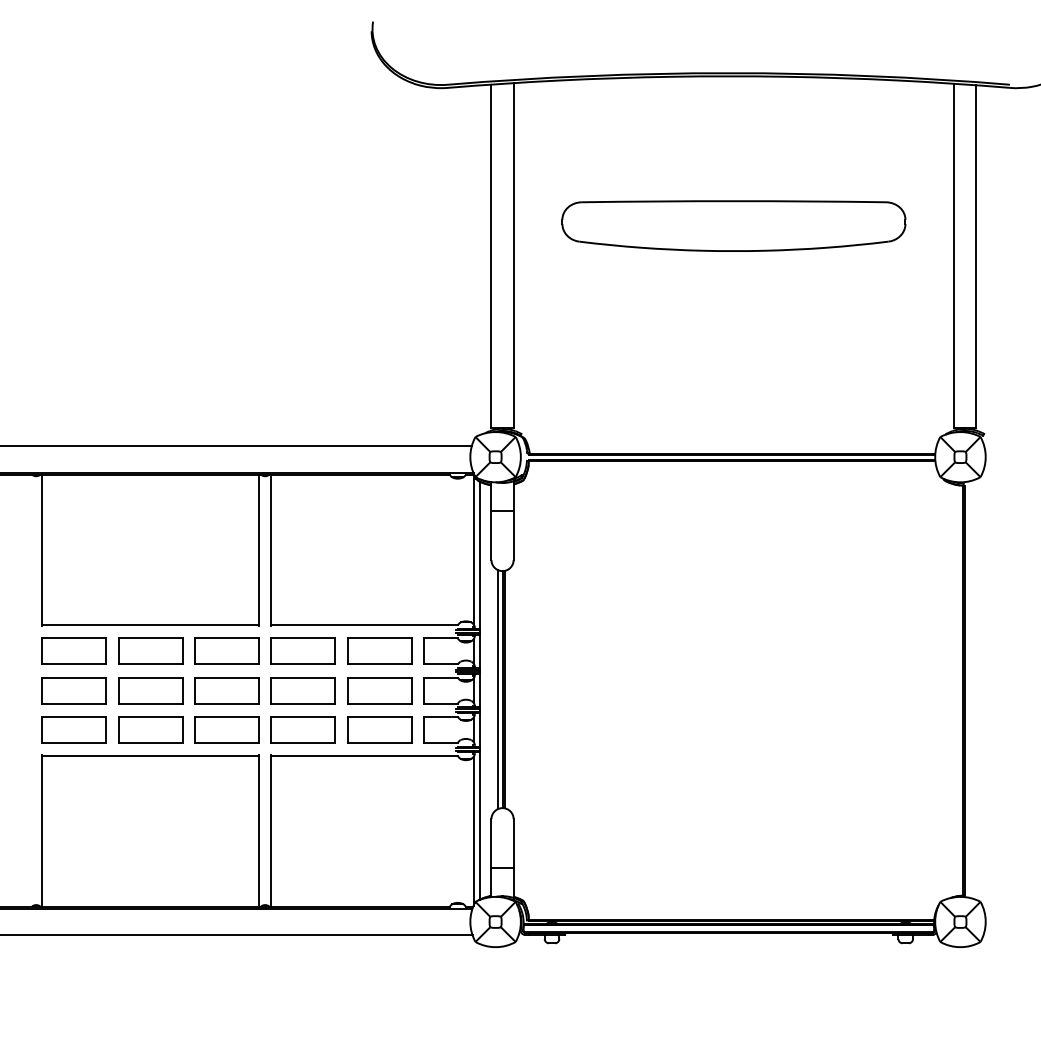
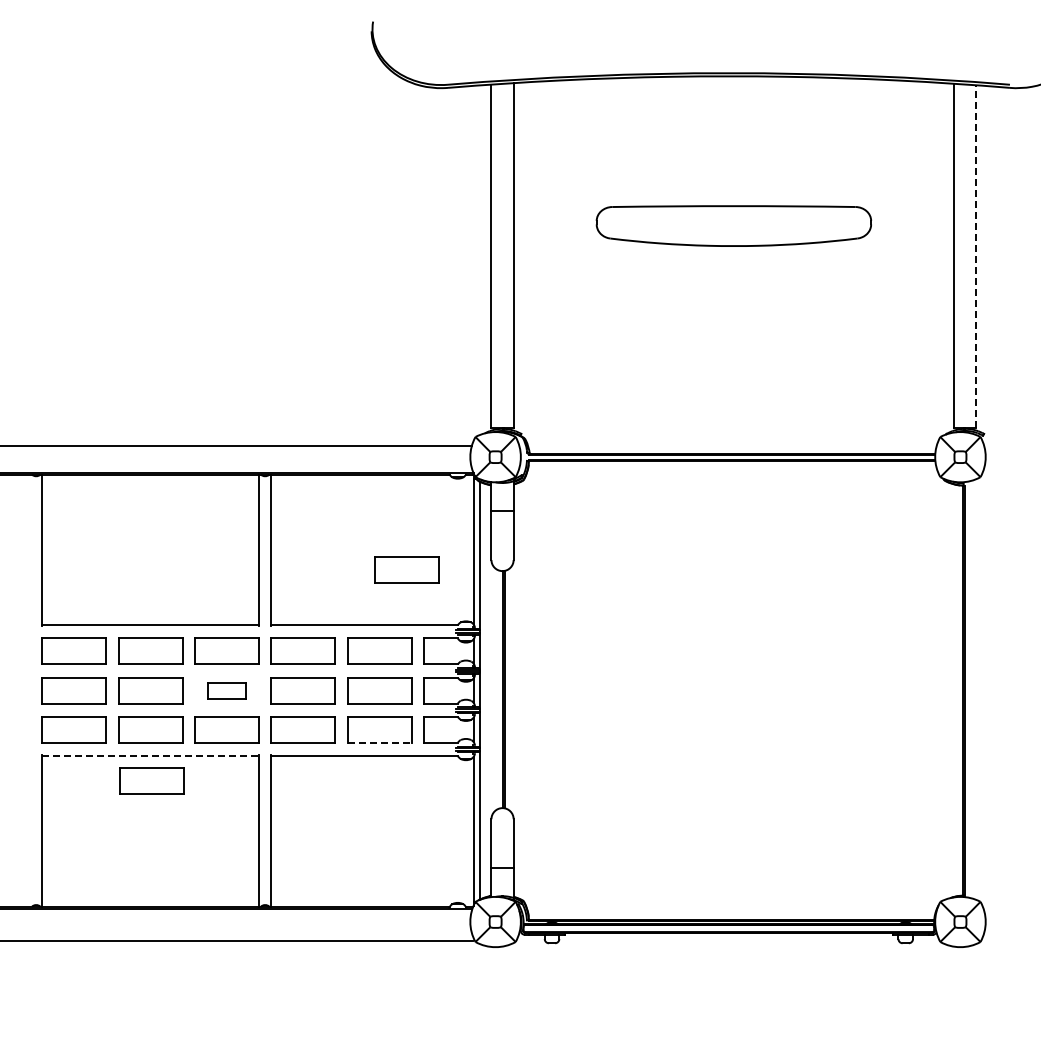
part size: 346x52 px -> 278x42 px (733, 225)
line: solid -> dashed (976, 256)
part: none -> present (406, 569)
line: present -> none (497, 689)
part size: 66x28 px -> 40x18 px (226, 690)
line: solid -> dashed (379, 742)
line: solid -> dashed (151, 756)
part: none -> present (151, 780)
line position: (237, 935) -> (237, 941) (237, 941)
